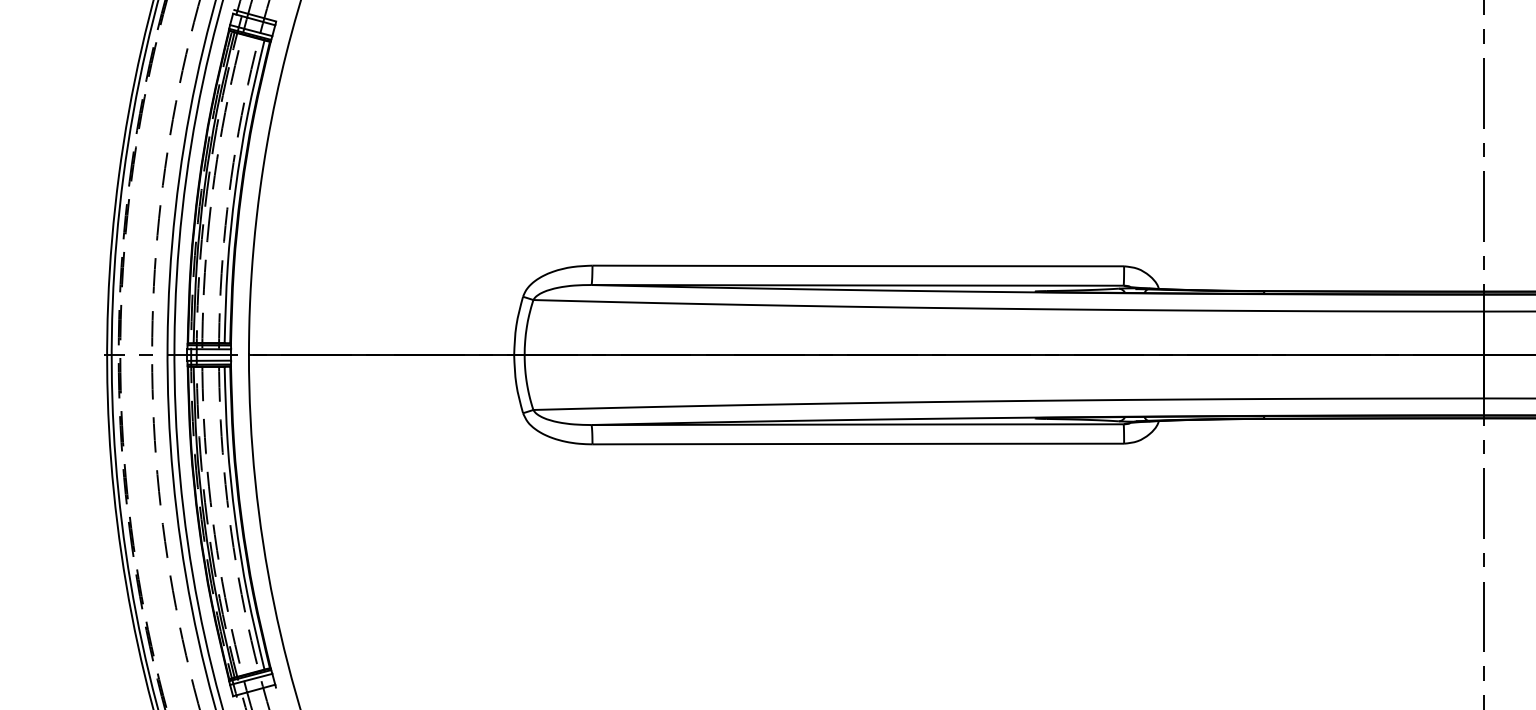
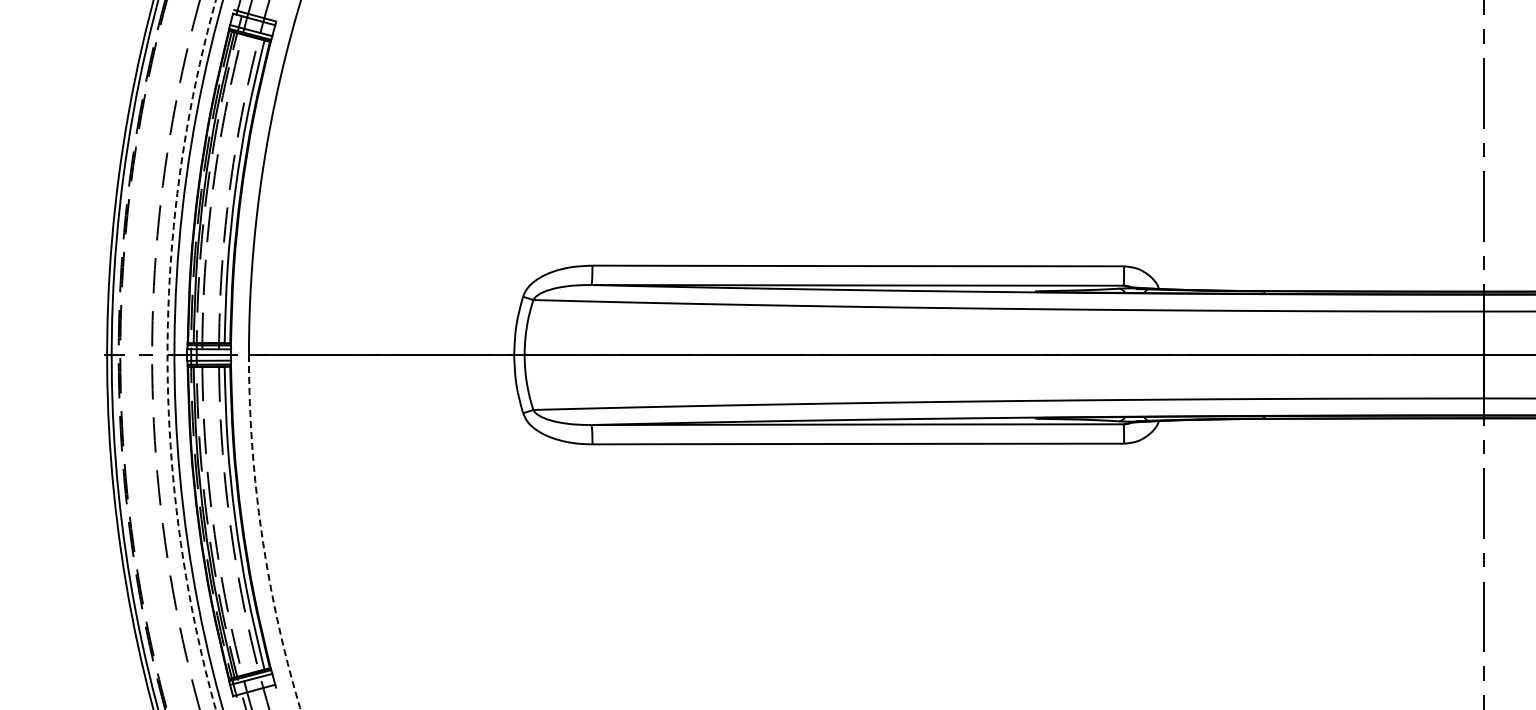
arc: solid -> dashed (167, 354)
arc: solid -> dashed (261, 534)
